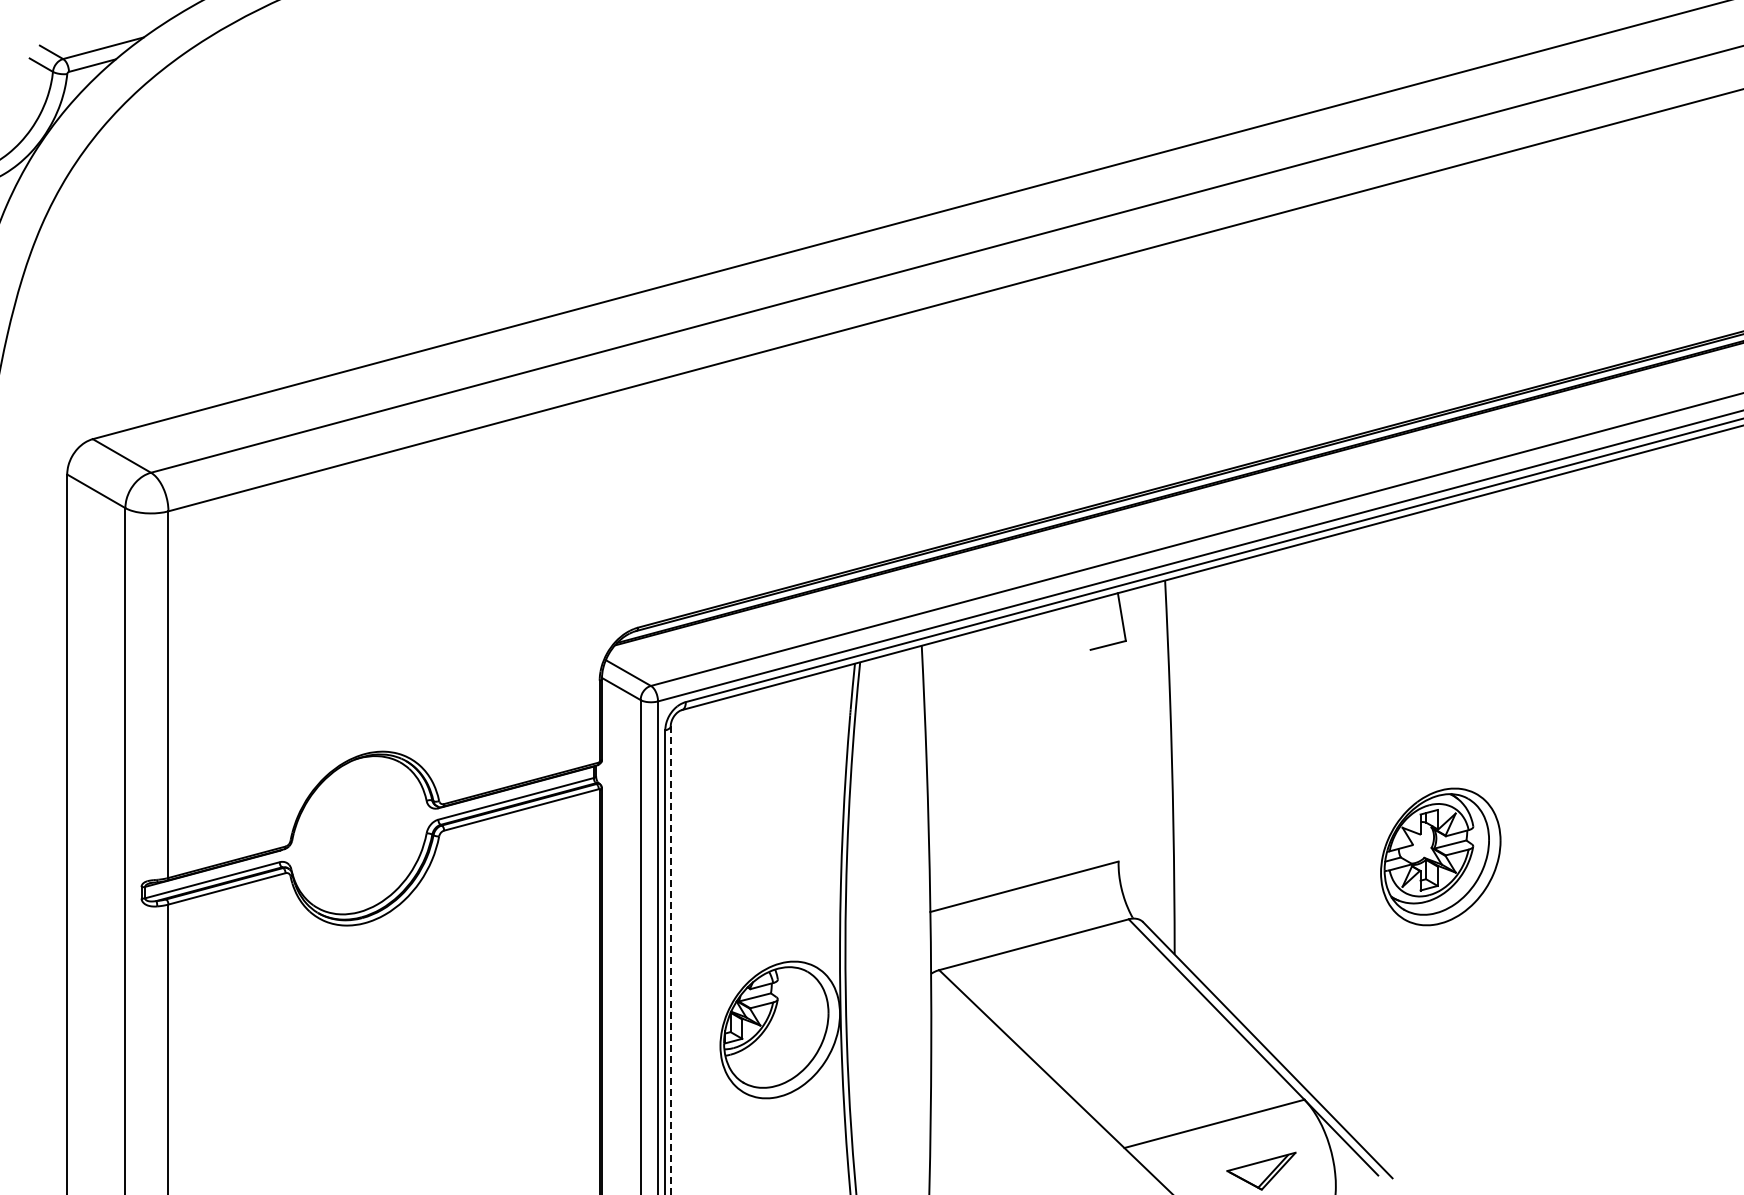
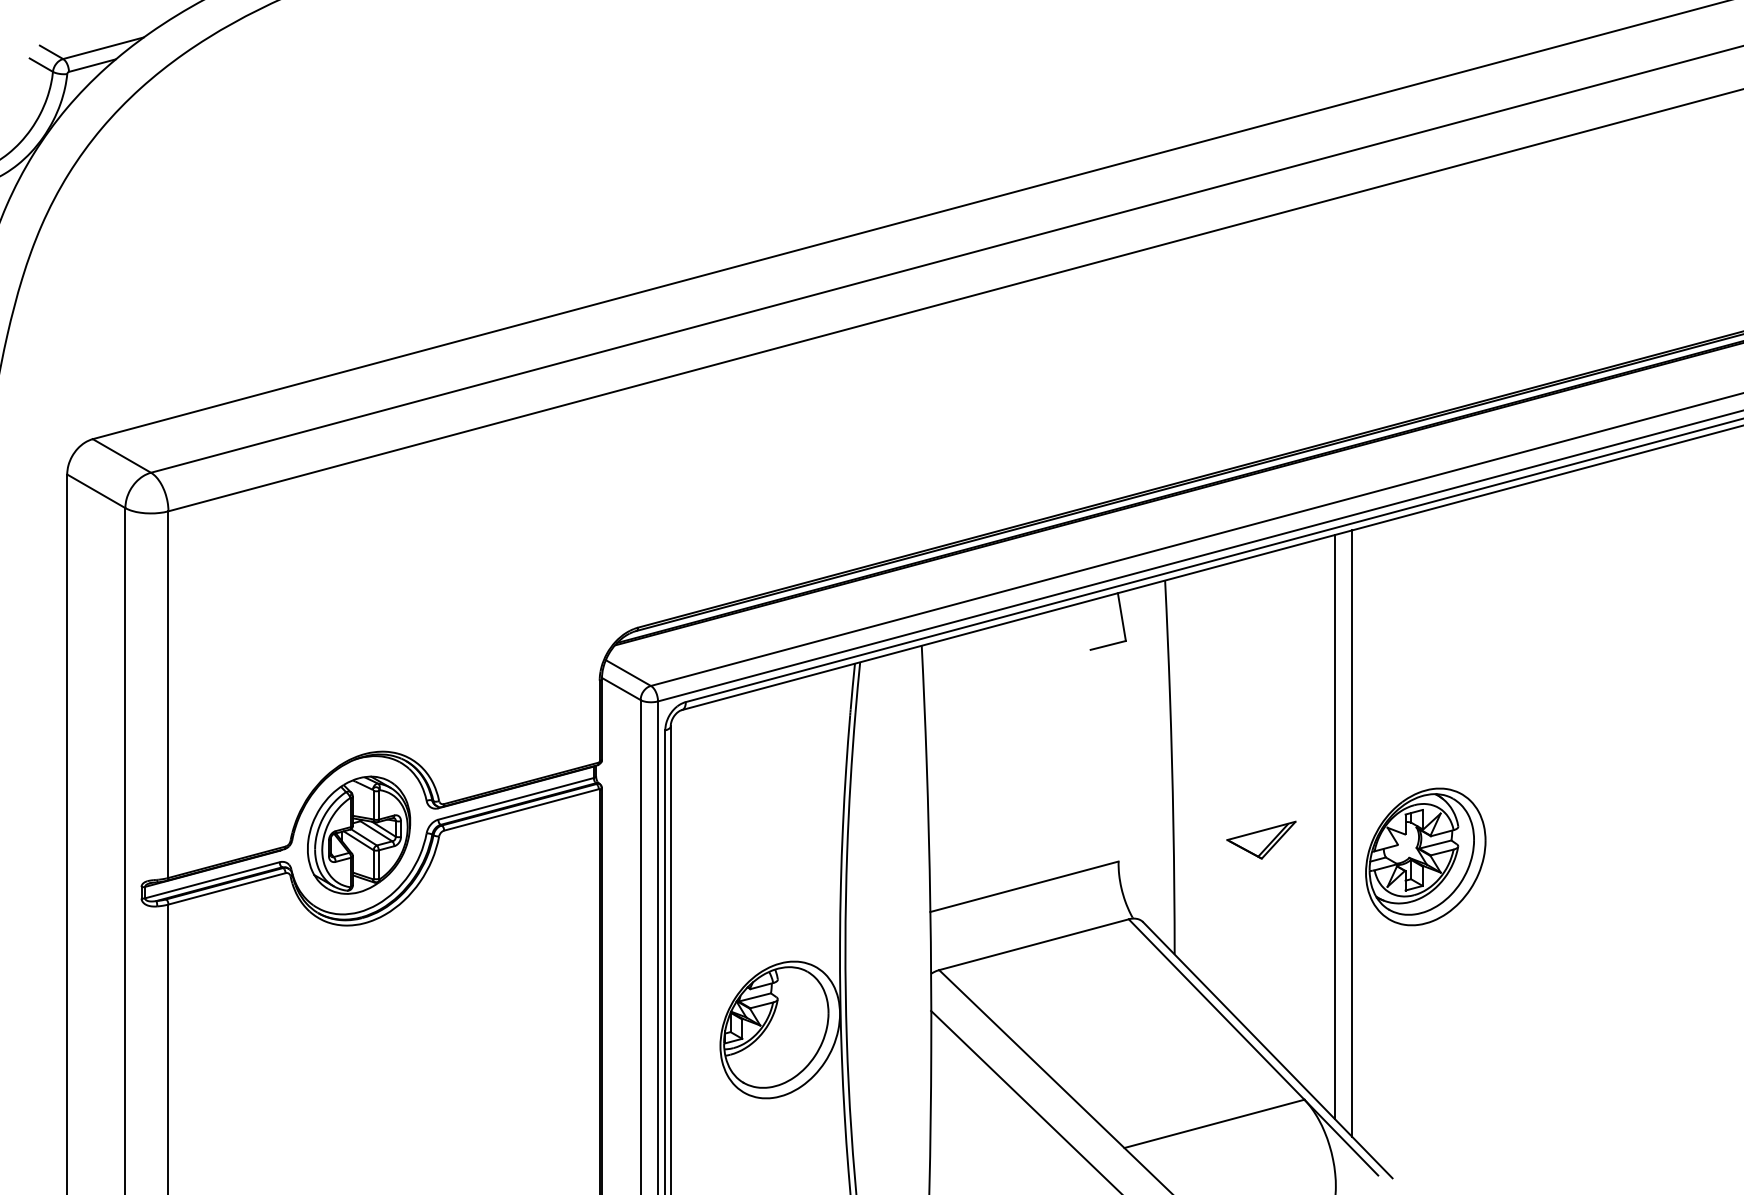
line: none -> present (1335, 826)
line: none -> present (1352, 833)
part: none -> present (359, 834)
part position: (1440, 856) -> (1425, 856) (1425, 856)
line: dashed -> solid (670, 960)
line: none -> present (1025, 1100)
part position: (1261, 1170) -> (1261, 839) (1261, 839)
